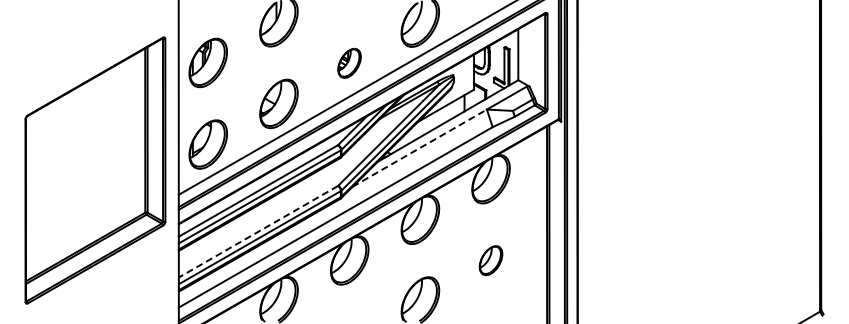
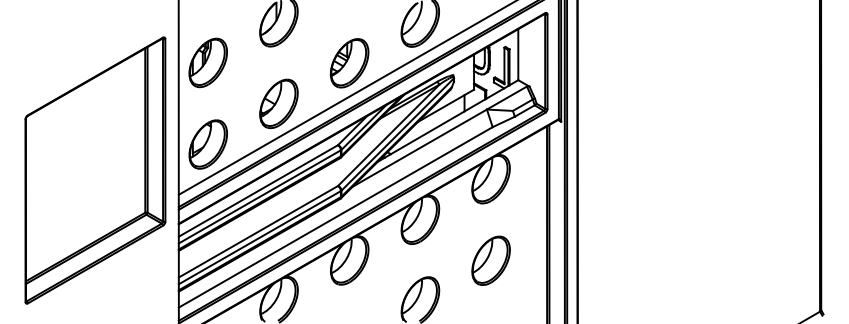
part size: 25x32 px -> 41x51 px (349, 63)
line: dashed -> solid (420, 147)
line: dashed -> solid (258, 231)
part size: 26x32 px -> 40x51 px (490, 260)
